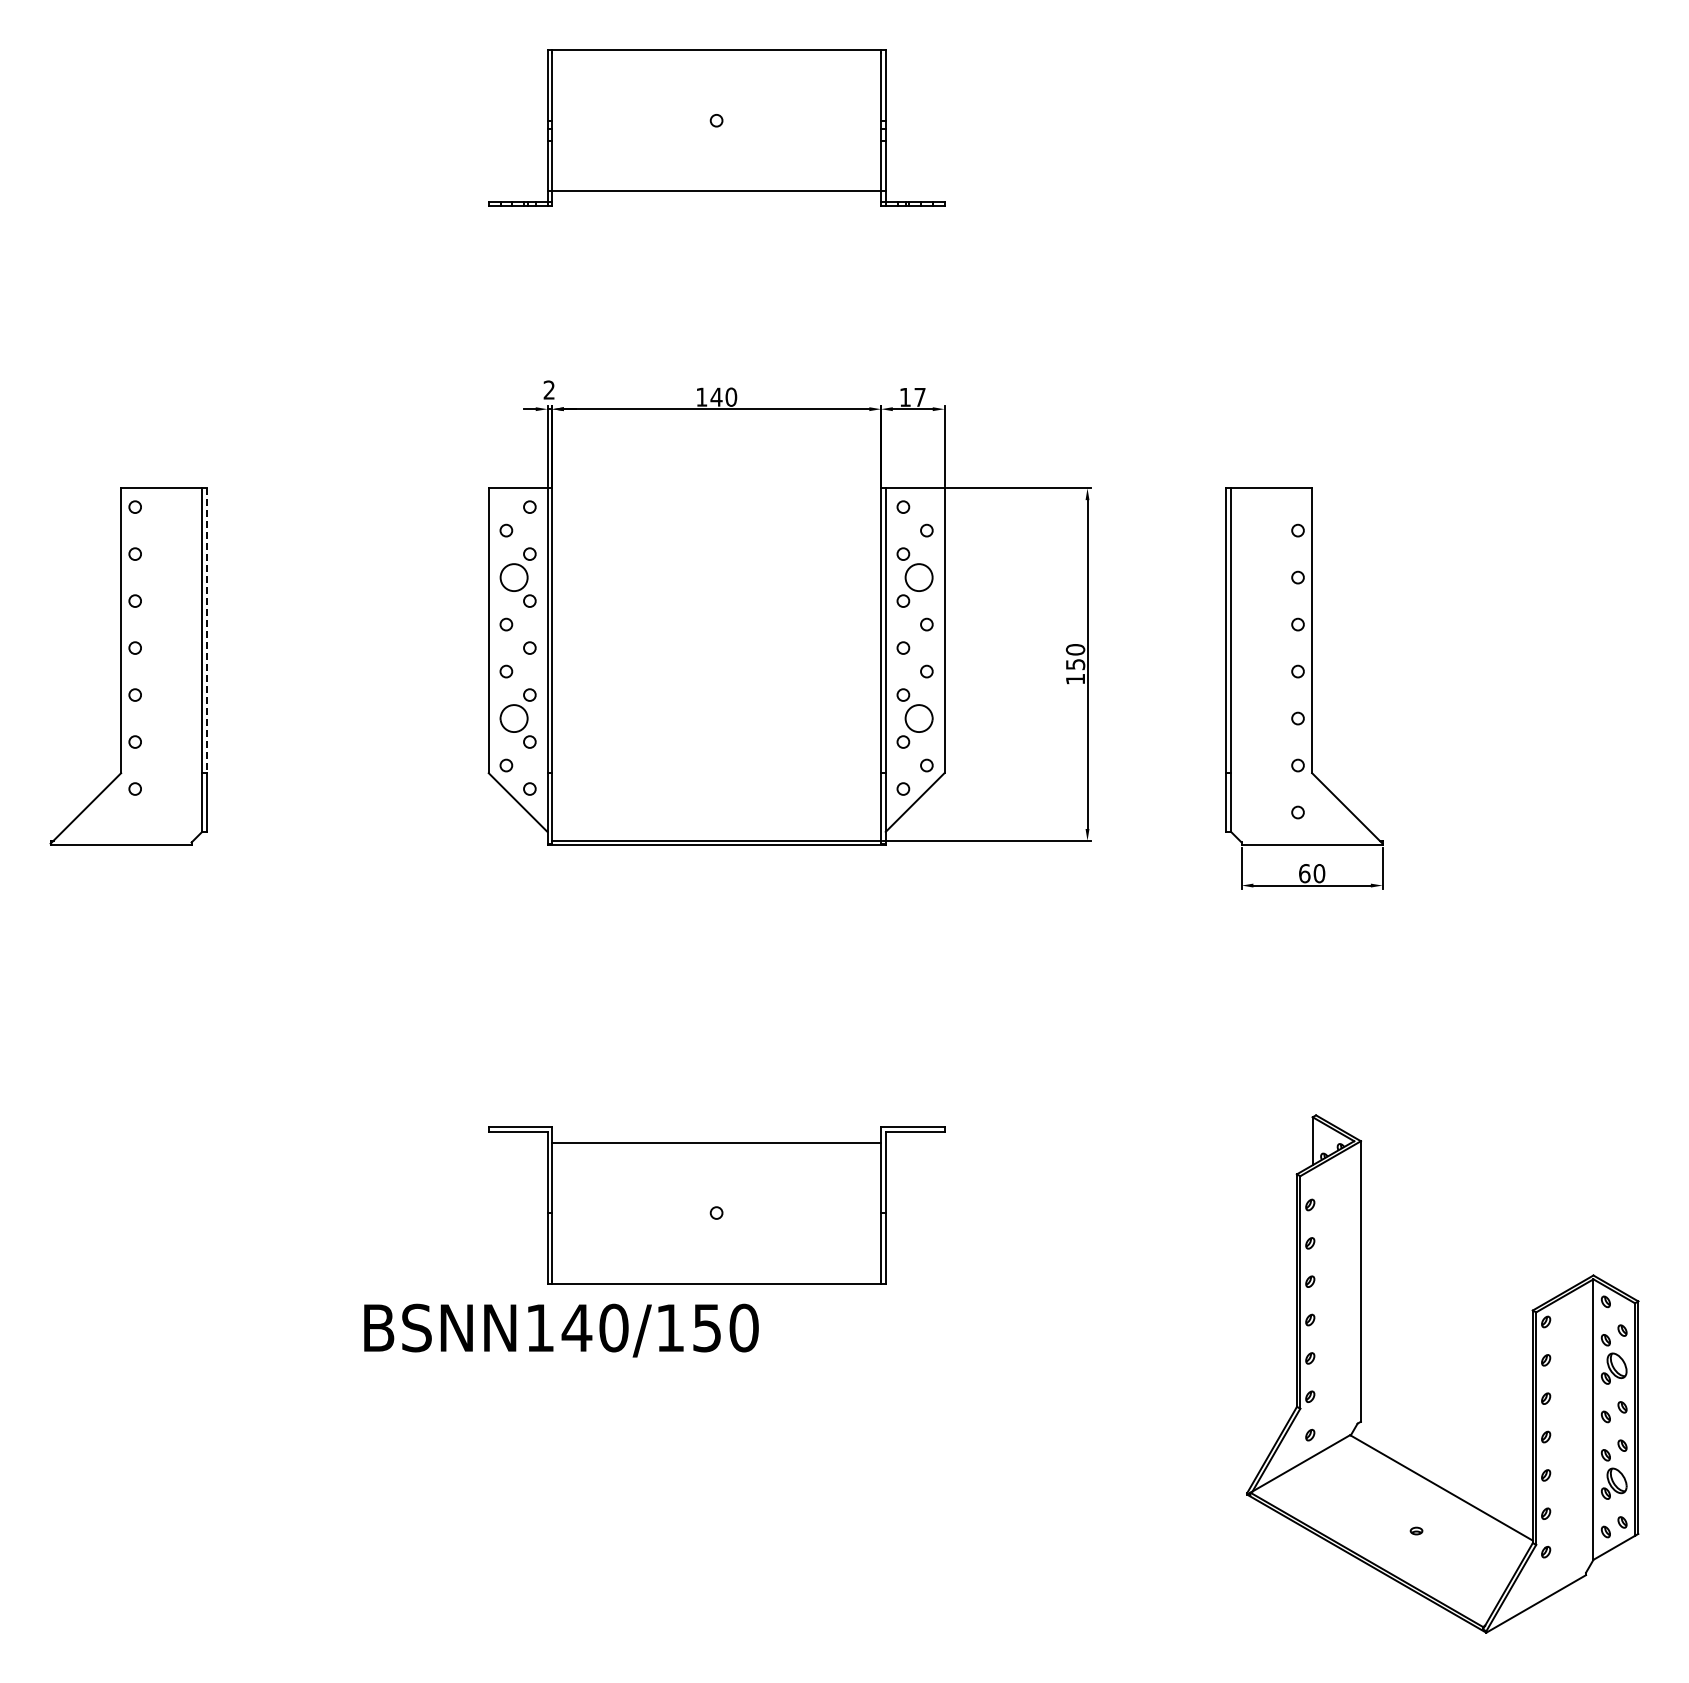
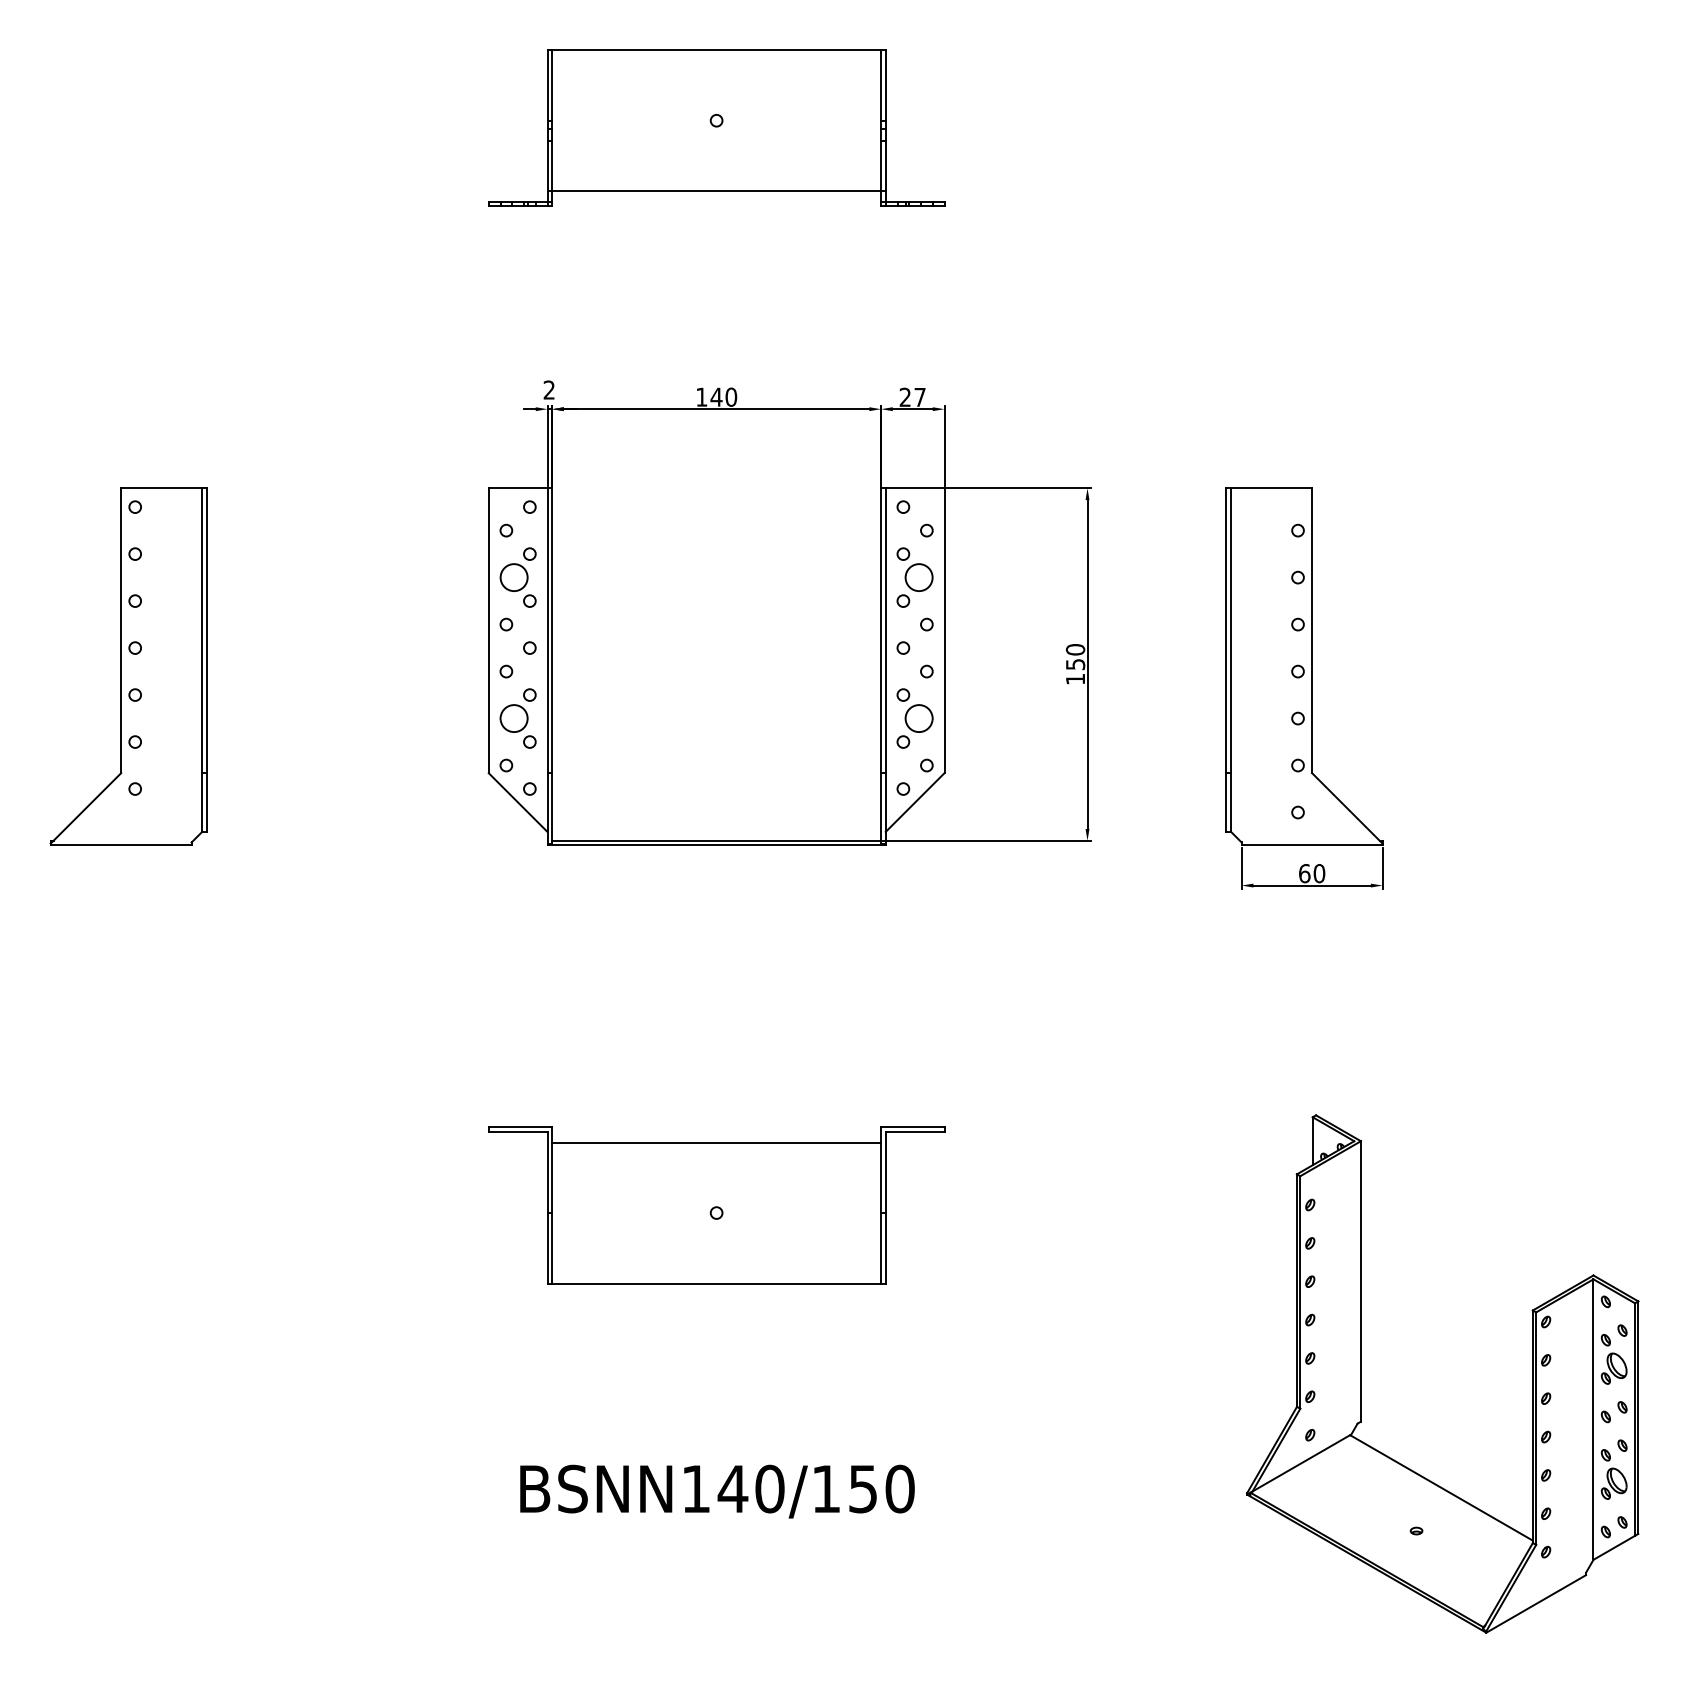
text: 17 -> 27 (904, 396)
line: dashed -> solid (206, 631)
text position: (561, 1330) -> (717, 1491) (717, 1491)
